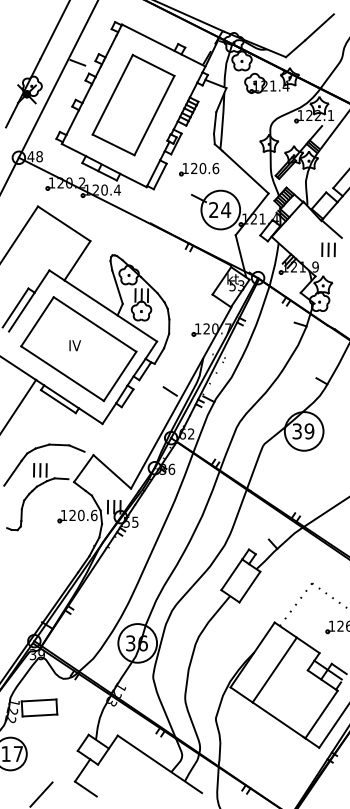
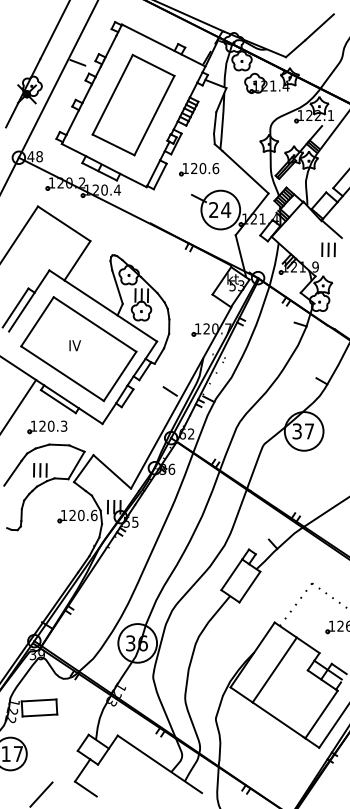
part: none -> present (47, 427)
text: 39 -> 37 (309, 431)
line: none -> present (76, 465)
